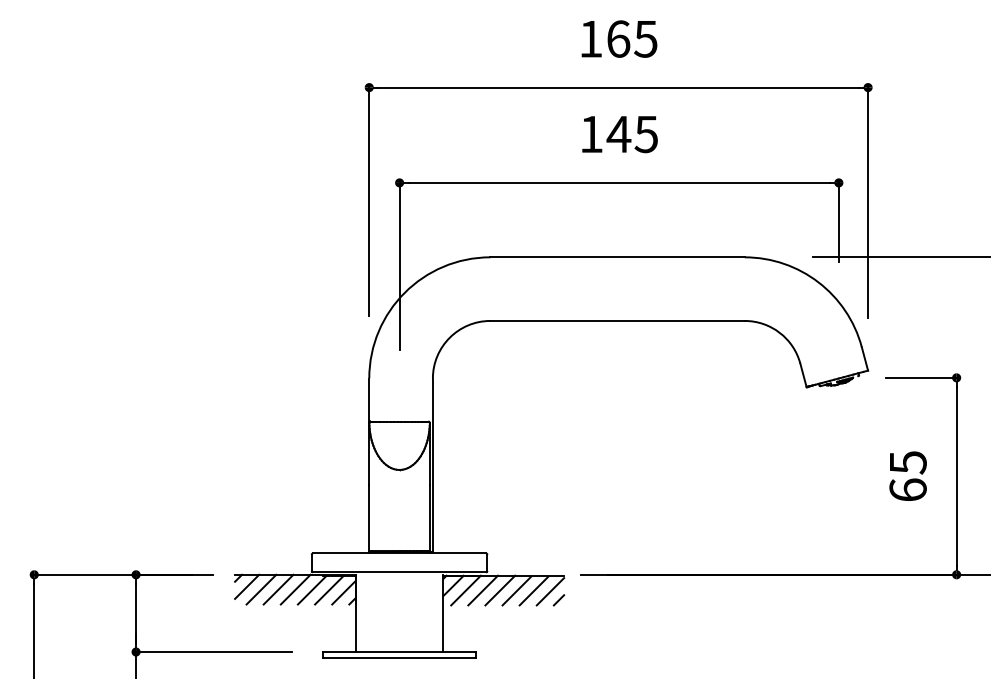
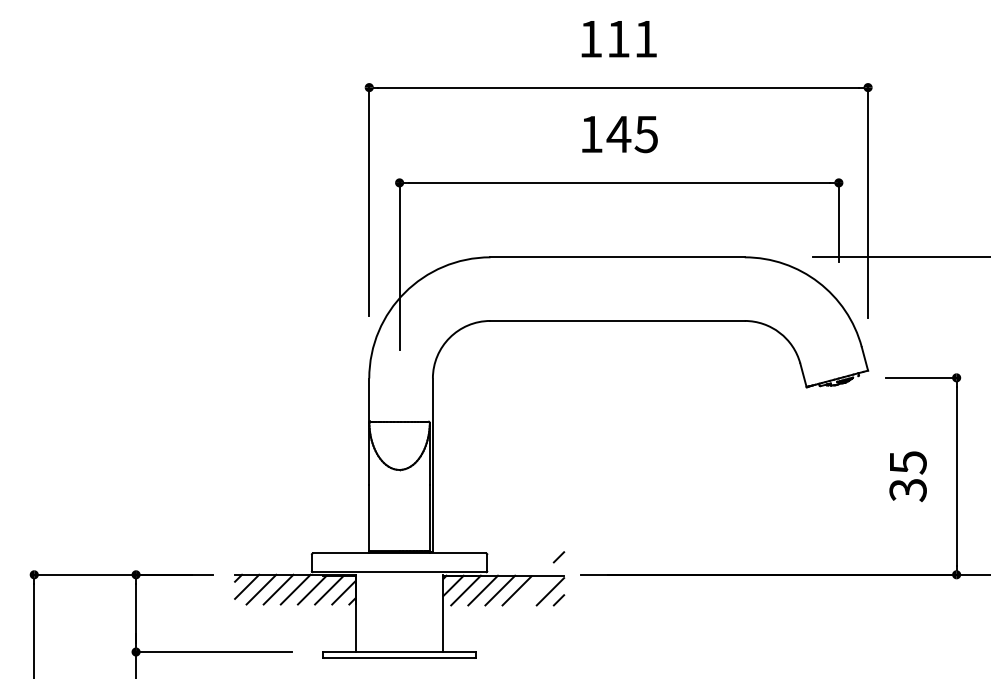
text: 165 -> 111 (632, 38)
text: 65 -> 35 (907, 490)
line: none -> present (558, 557)
line: present -> none (533, 590)
